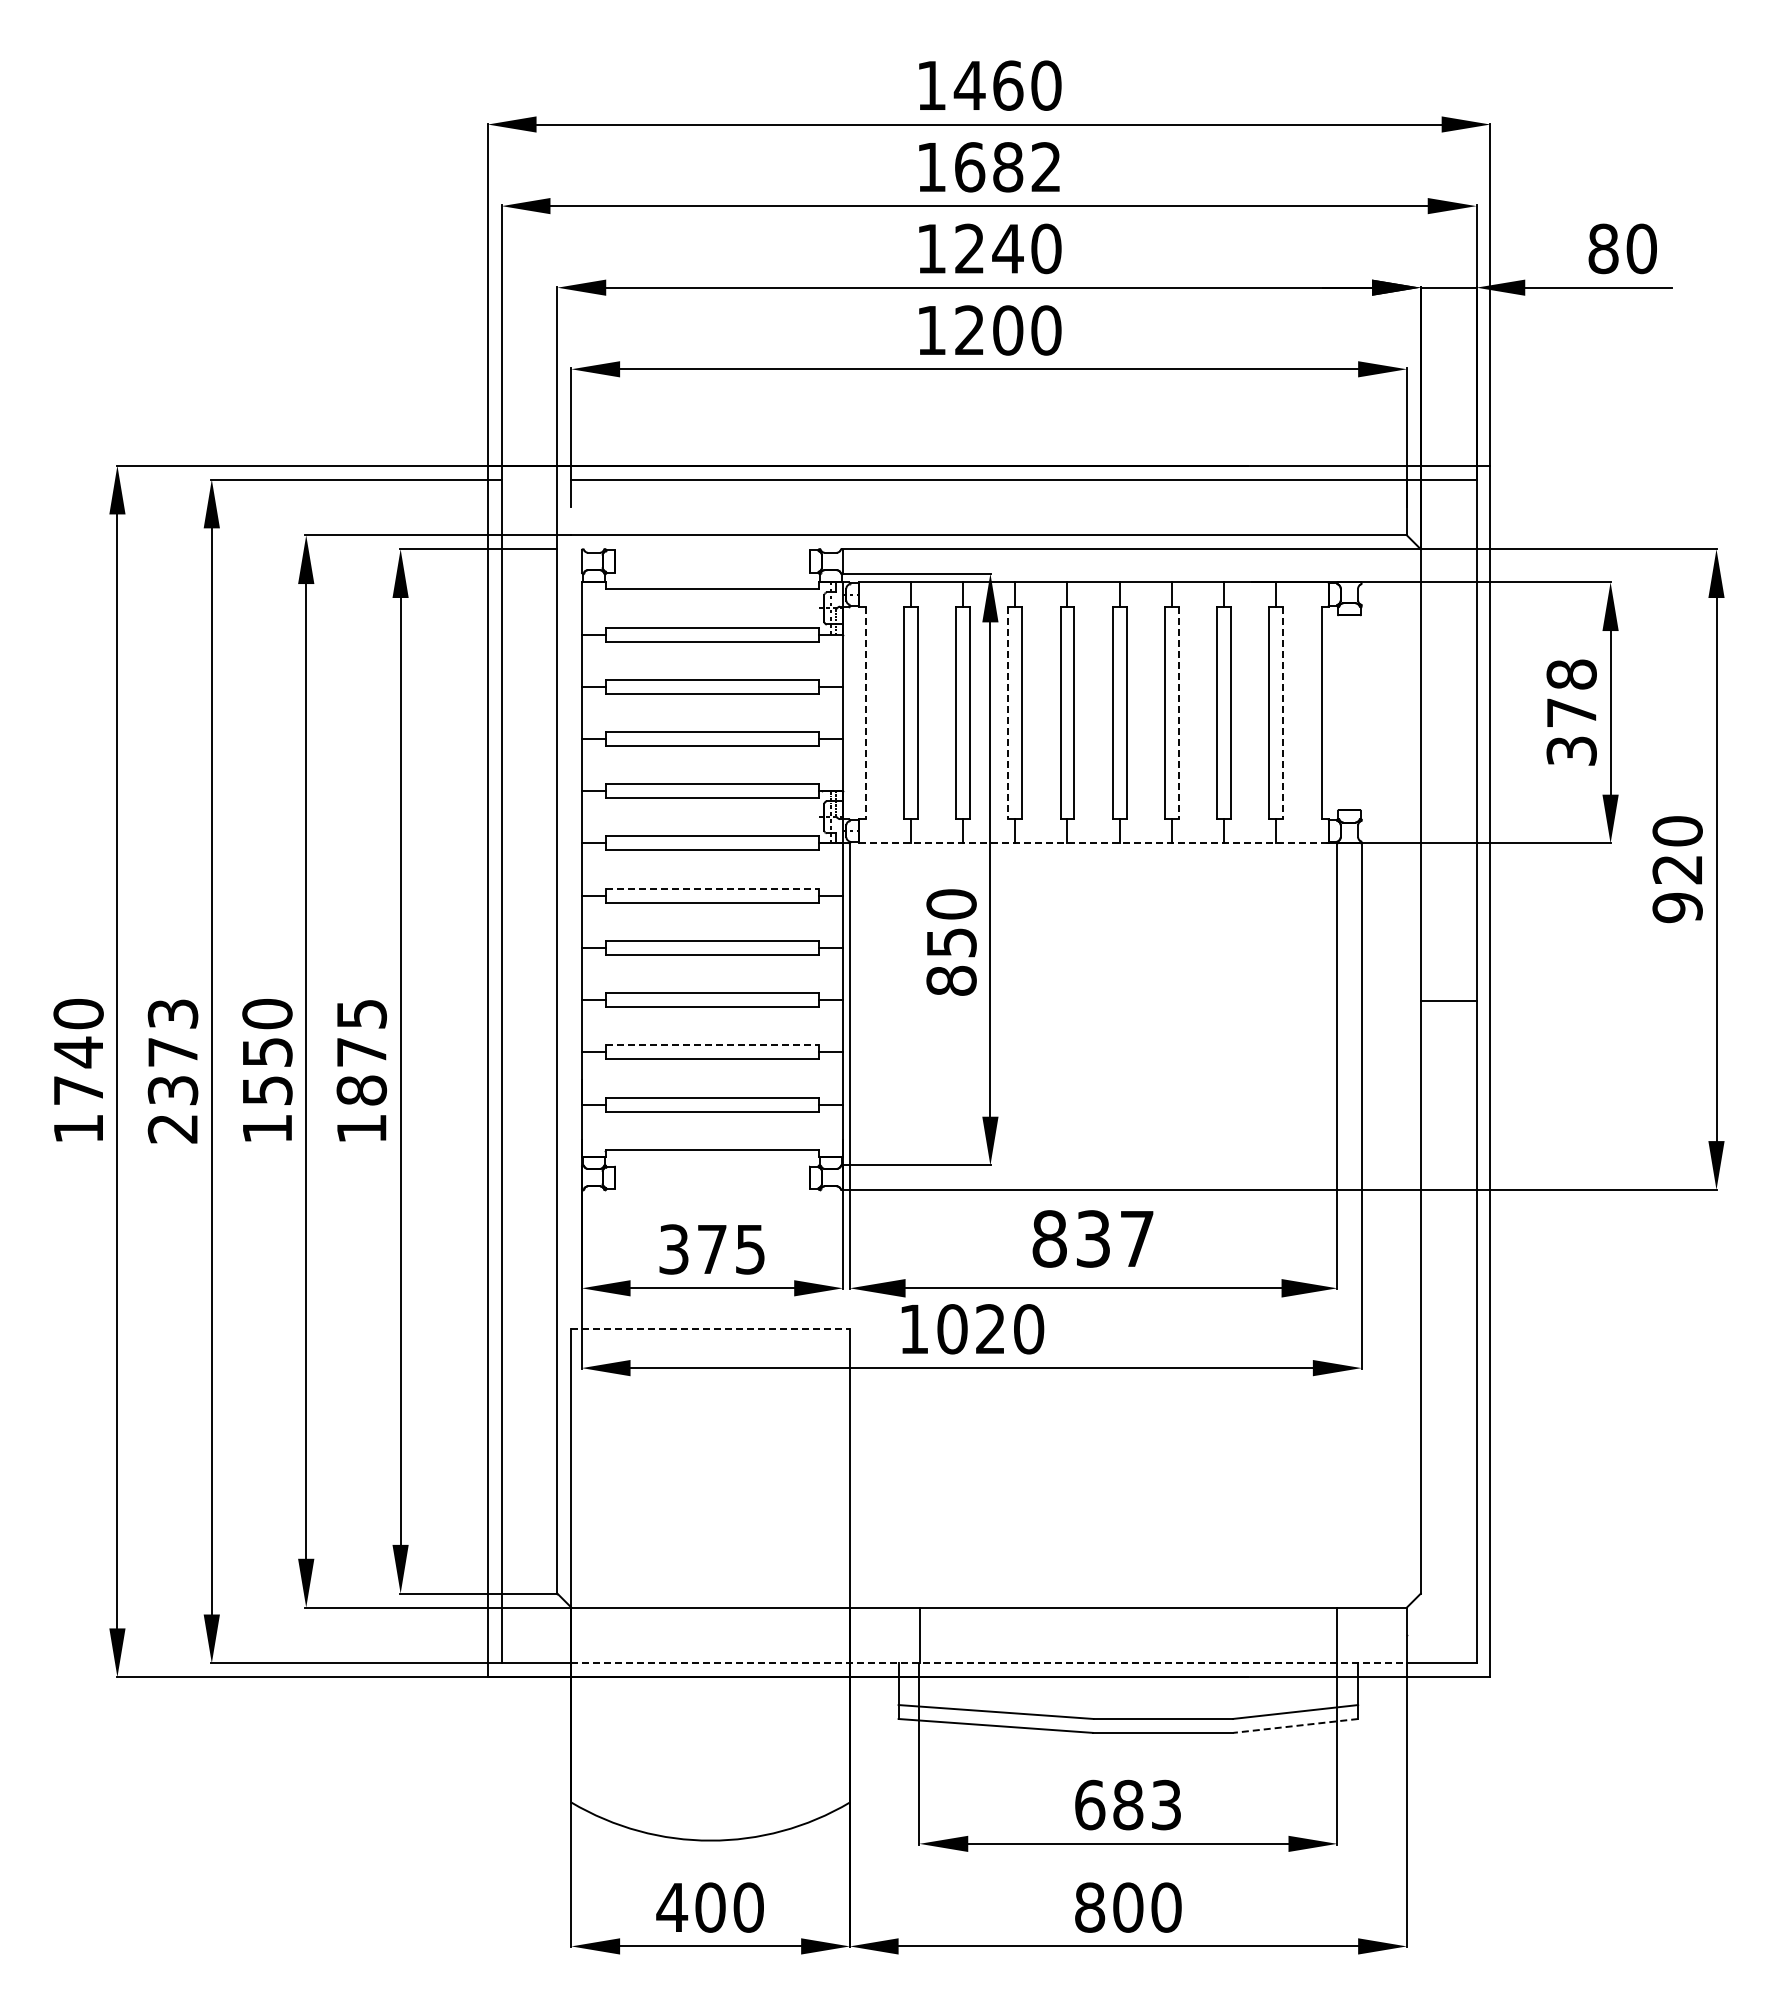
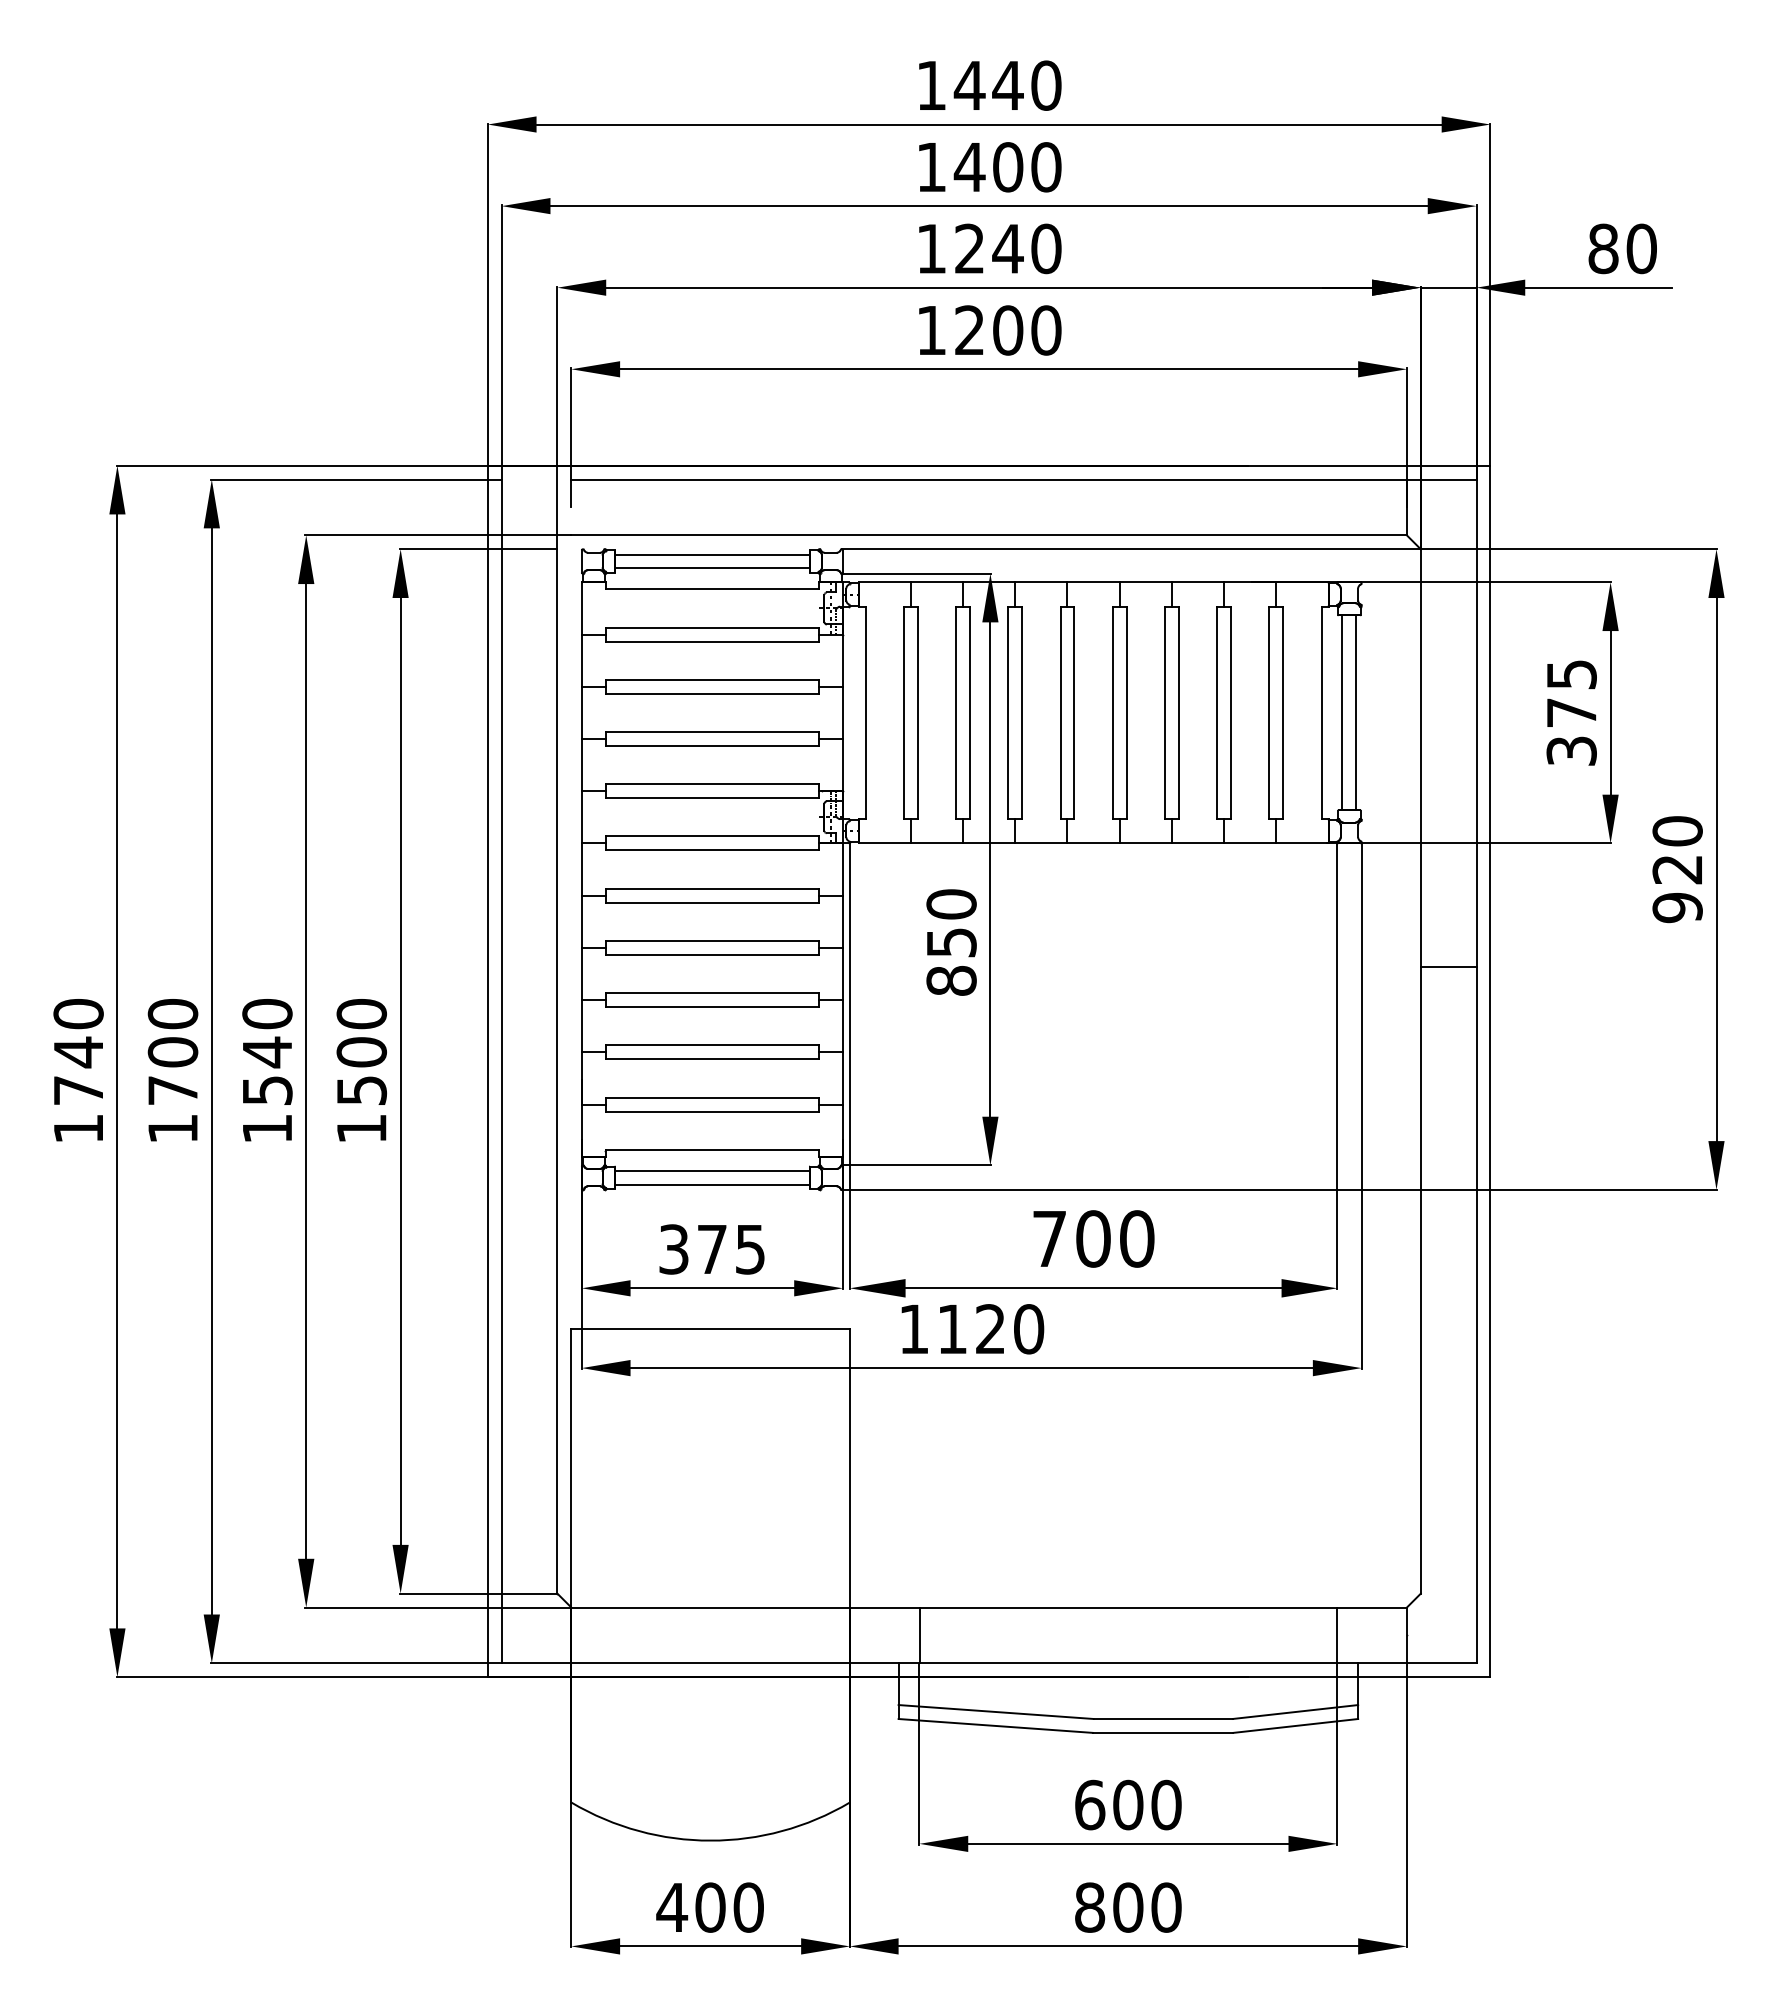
text: 1460 -> 1440 (1007, 85)
text: 1682 -> 1400 (1007, 167)
line: none -> present (711, 554)
line: none -> present (711, 568)
text: 378 -> 375 (1571, 674)
line: none -> present (1342, 712)
line: none -> present (1356, 712)
line: dashed -> solid (865, 713)
line: dashed -> solid (1008, 713)
line: dashed -> solid (1178, 713)
line: dashed -> solid (1283, 713)
line: dashed -> solid (1093, 843)
line: dashed -> solid (712, 888)
line position: (1448, 1001) -> (1448, 967) (1448, 967)
line: dashed -> solid (712, 1045)
text: 1550 -> 1540 (267, 1052)
text: 1875 -> 1500 (361, 1052)
text: 2373 -> 1700 (172, 1071)
line: none -> present (711, 1170)
line: none -> present (711, 1184)
text: 837 -> 700 (1093, 1238)
line: dashed -> solid (711, 1329)
text: 1020 -> 1120 (952, 1329)
line: dashed -> solid (989, 1663)
line: dashed -> solid (1295, 1725)
text: 683 -> 600 (1147, 1804)
